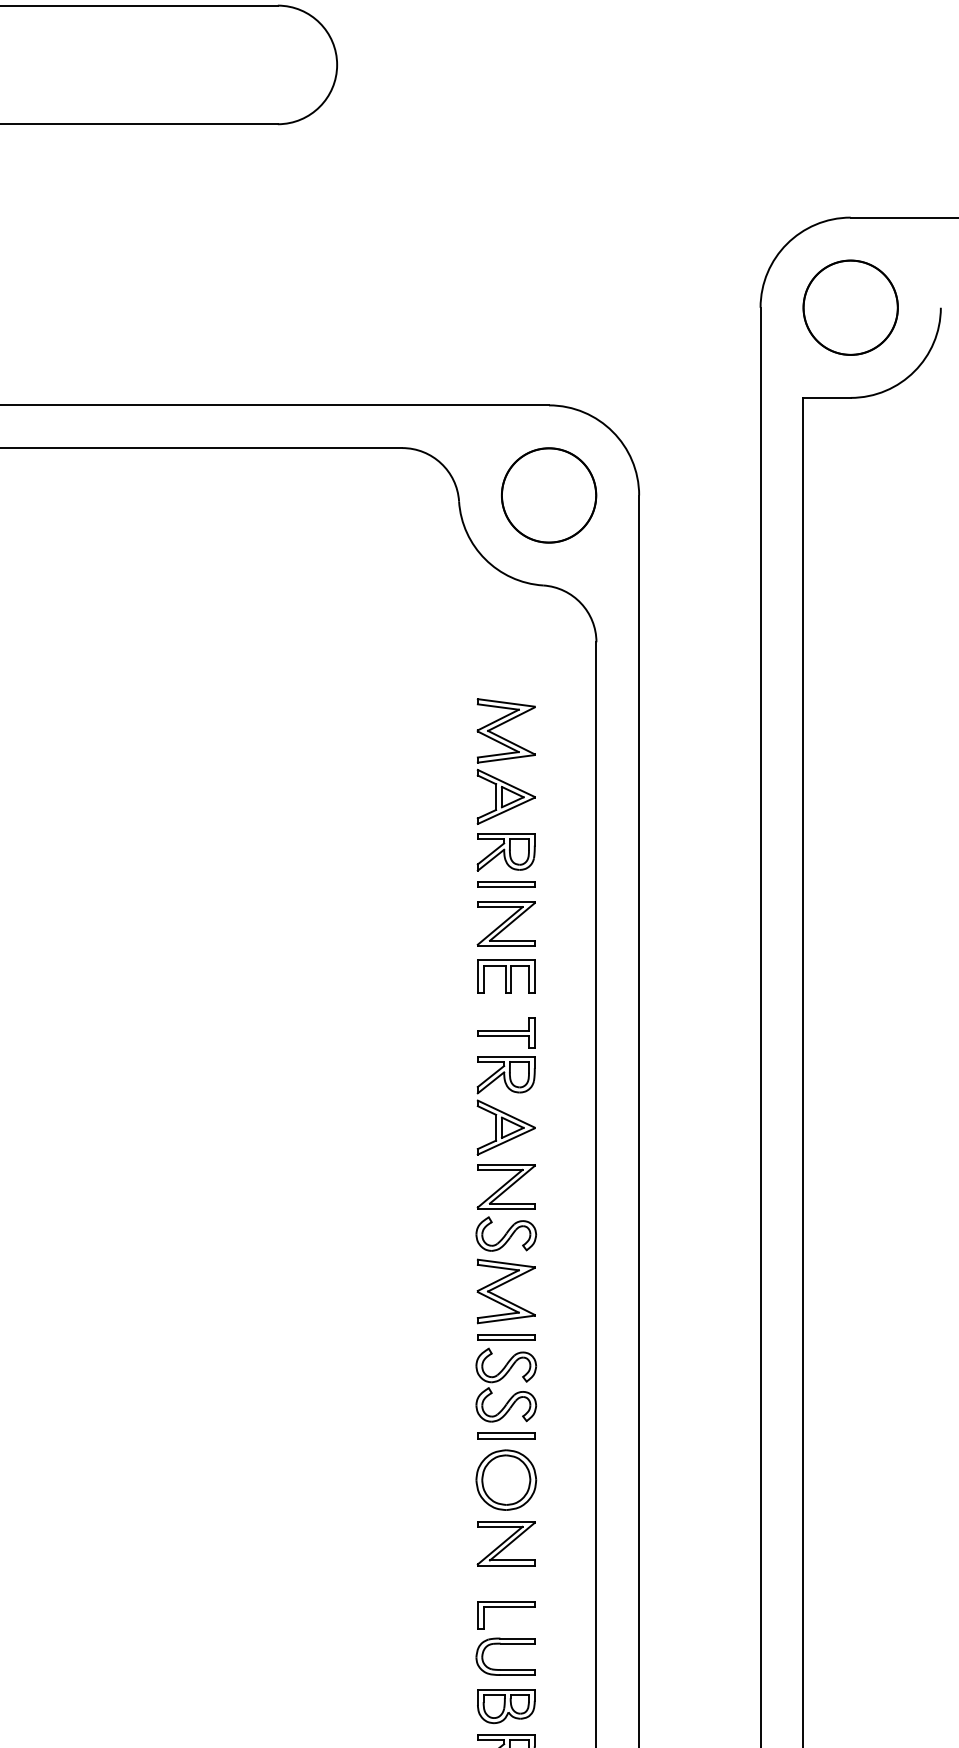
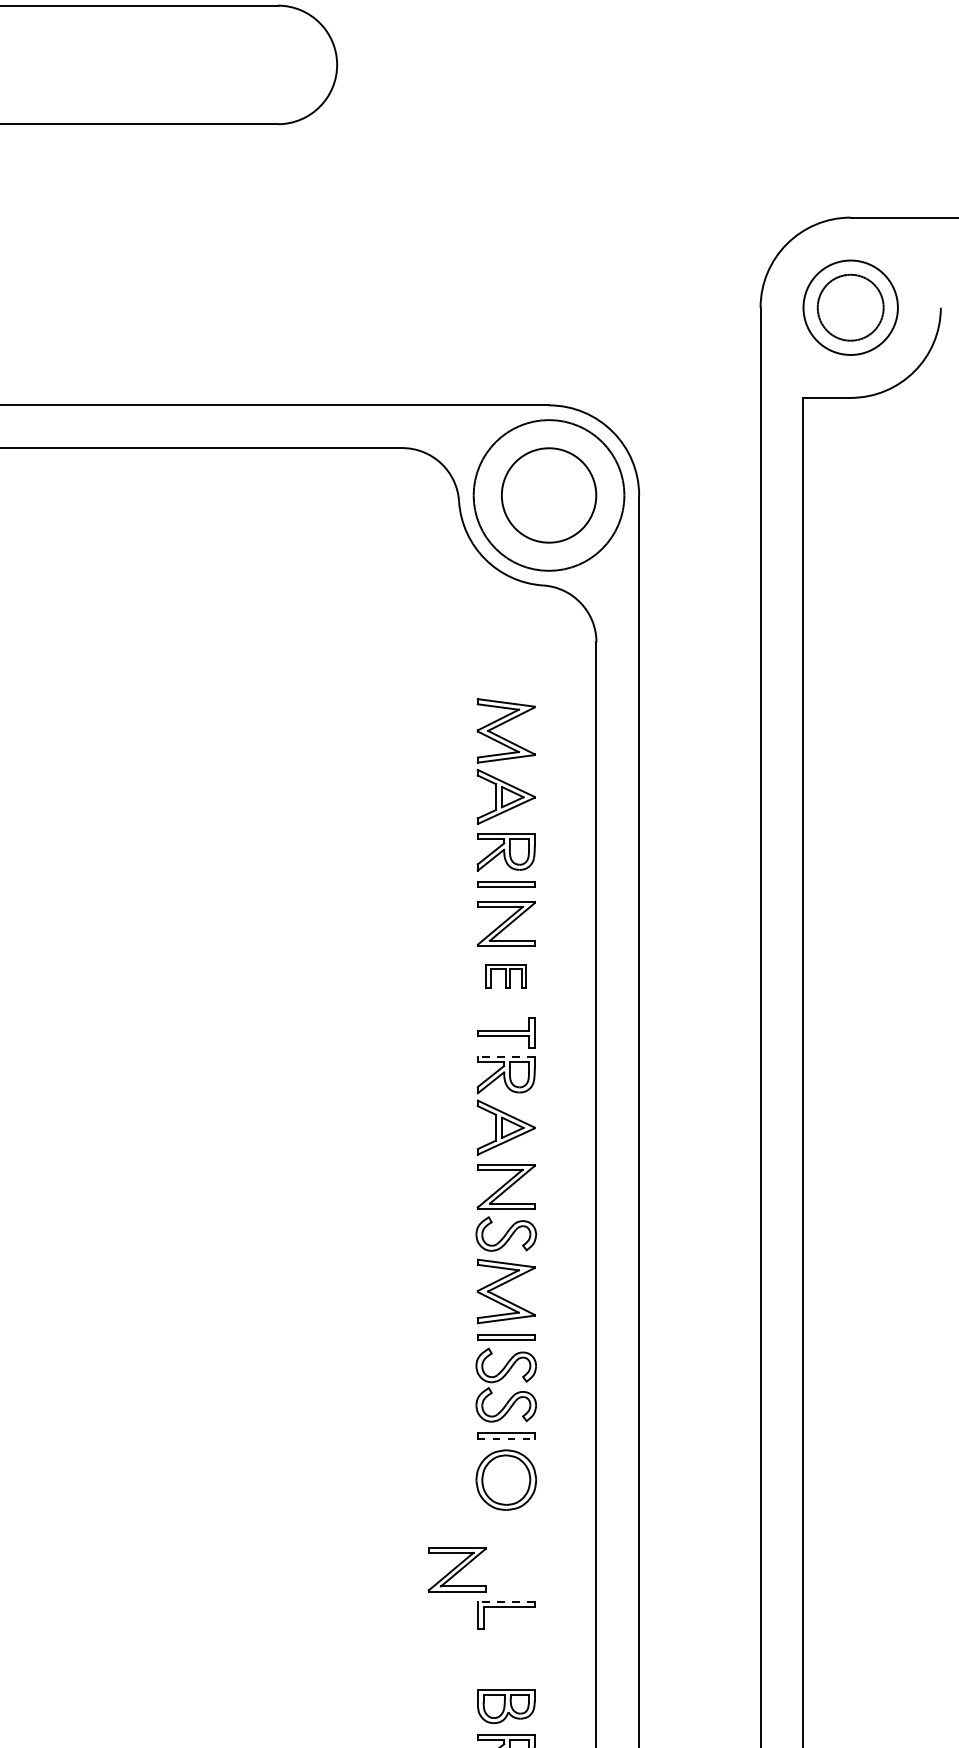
circle diameter: 94 px -> 66 px (850, 307)
circle diameter: 94 px -> 151 px (548, 495)
part size: 59x35 px -> 42x25 px (505, 976)
line: solid -> dashed (505, 1056)
line: solid -> dashed (506, 1438)
part position: (505, 1543) -> (456, 1569) (456, 1569)
line: solid -> dashed (505, 1602)
part: present -> none (505, 1644)
